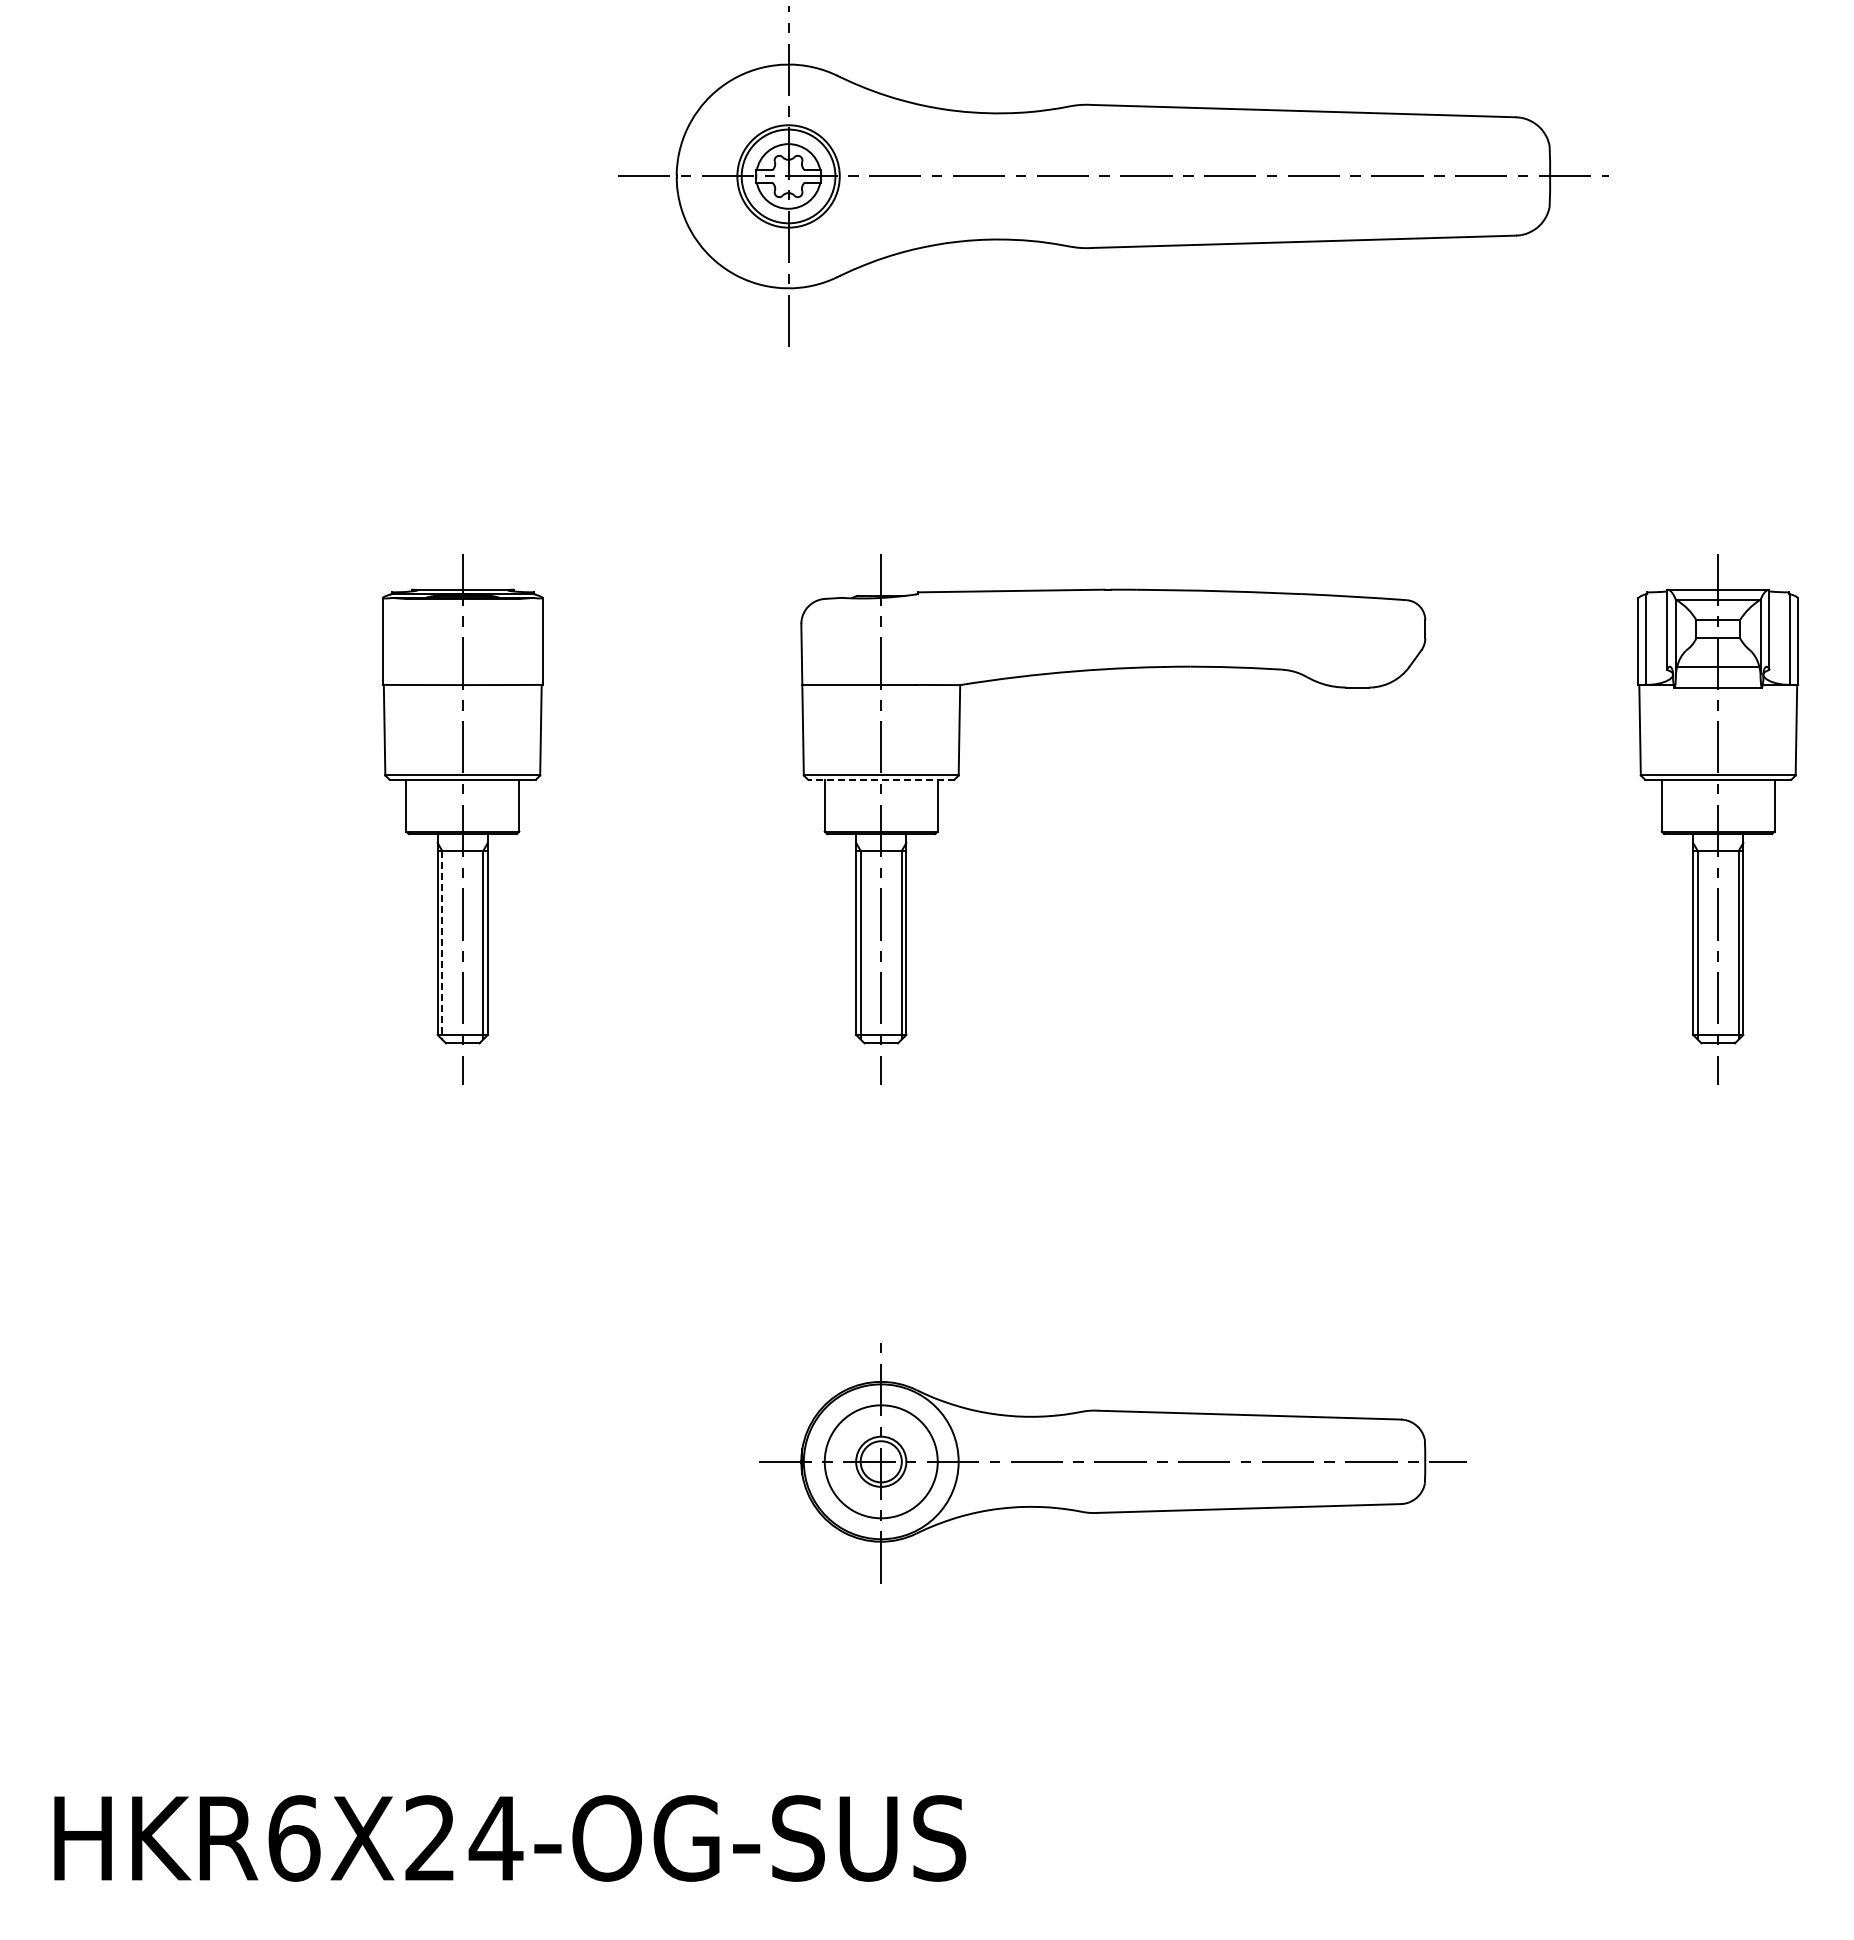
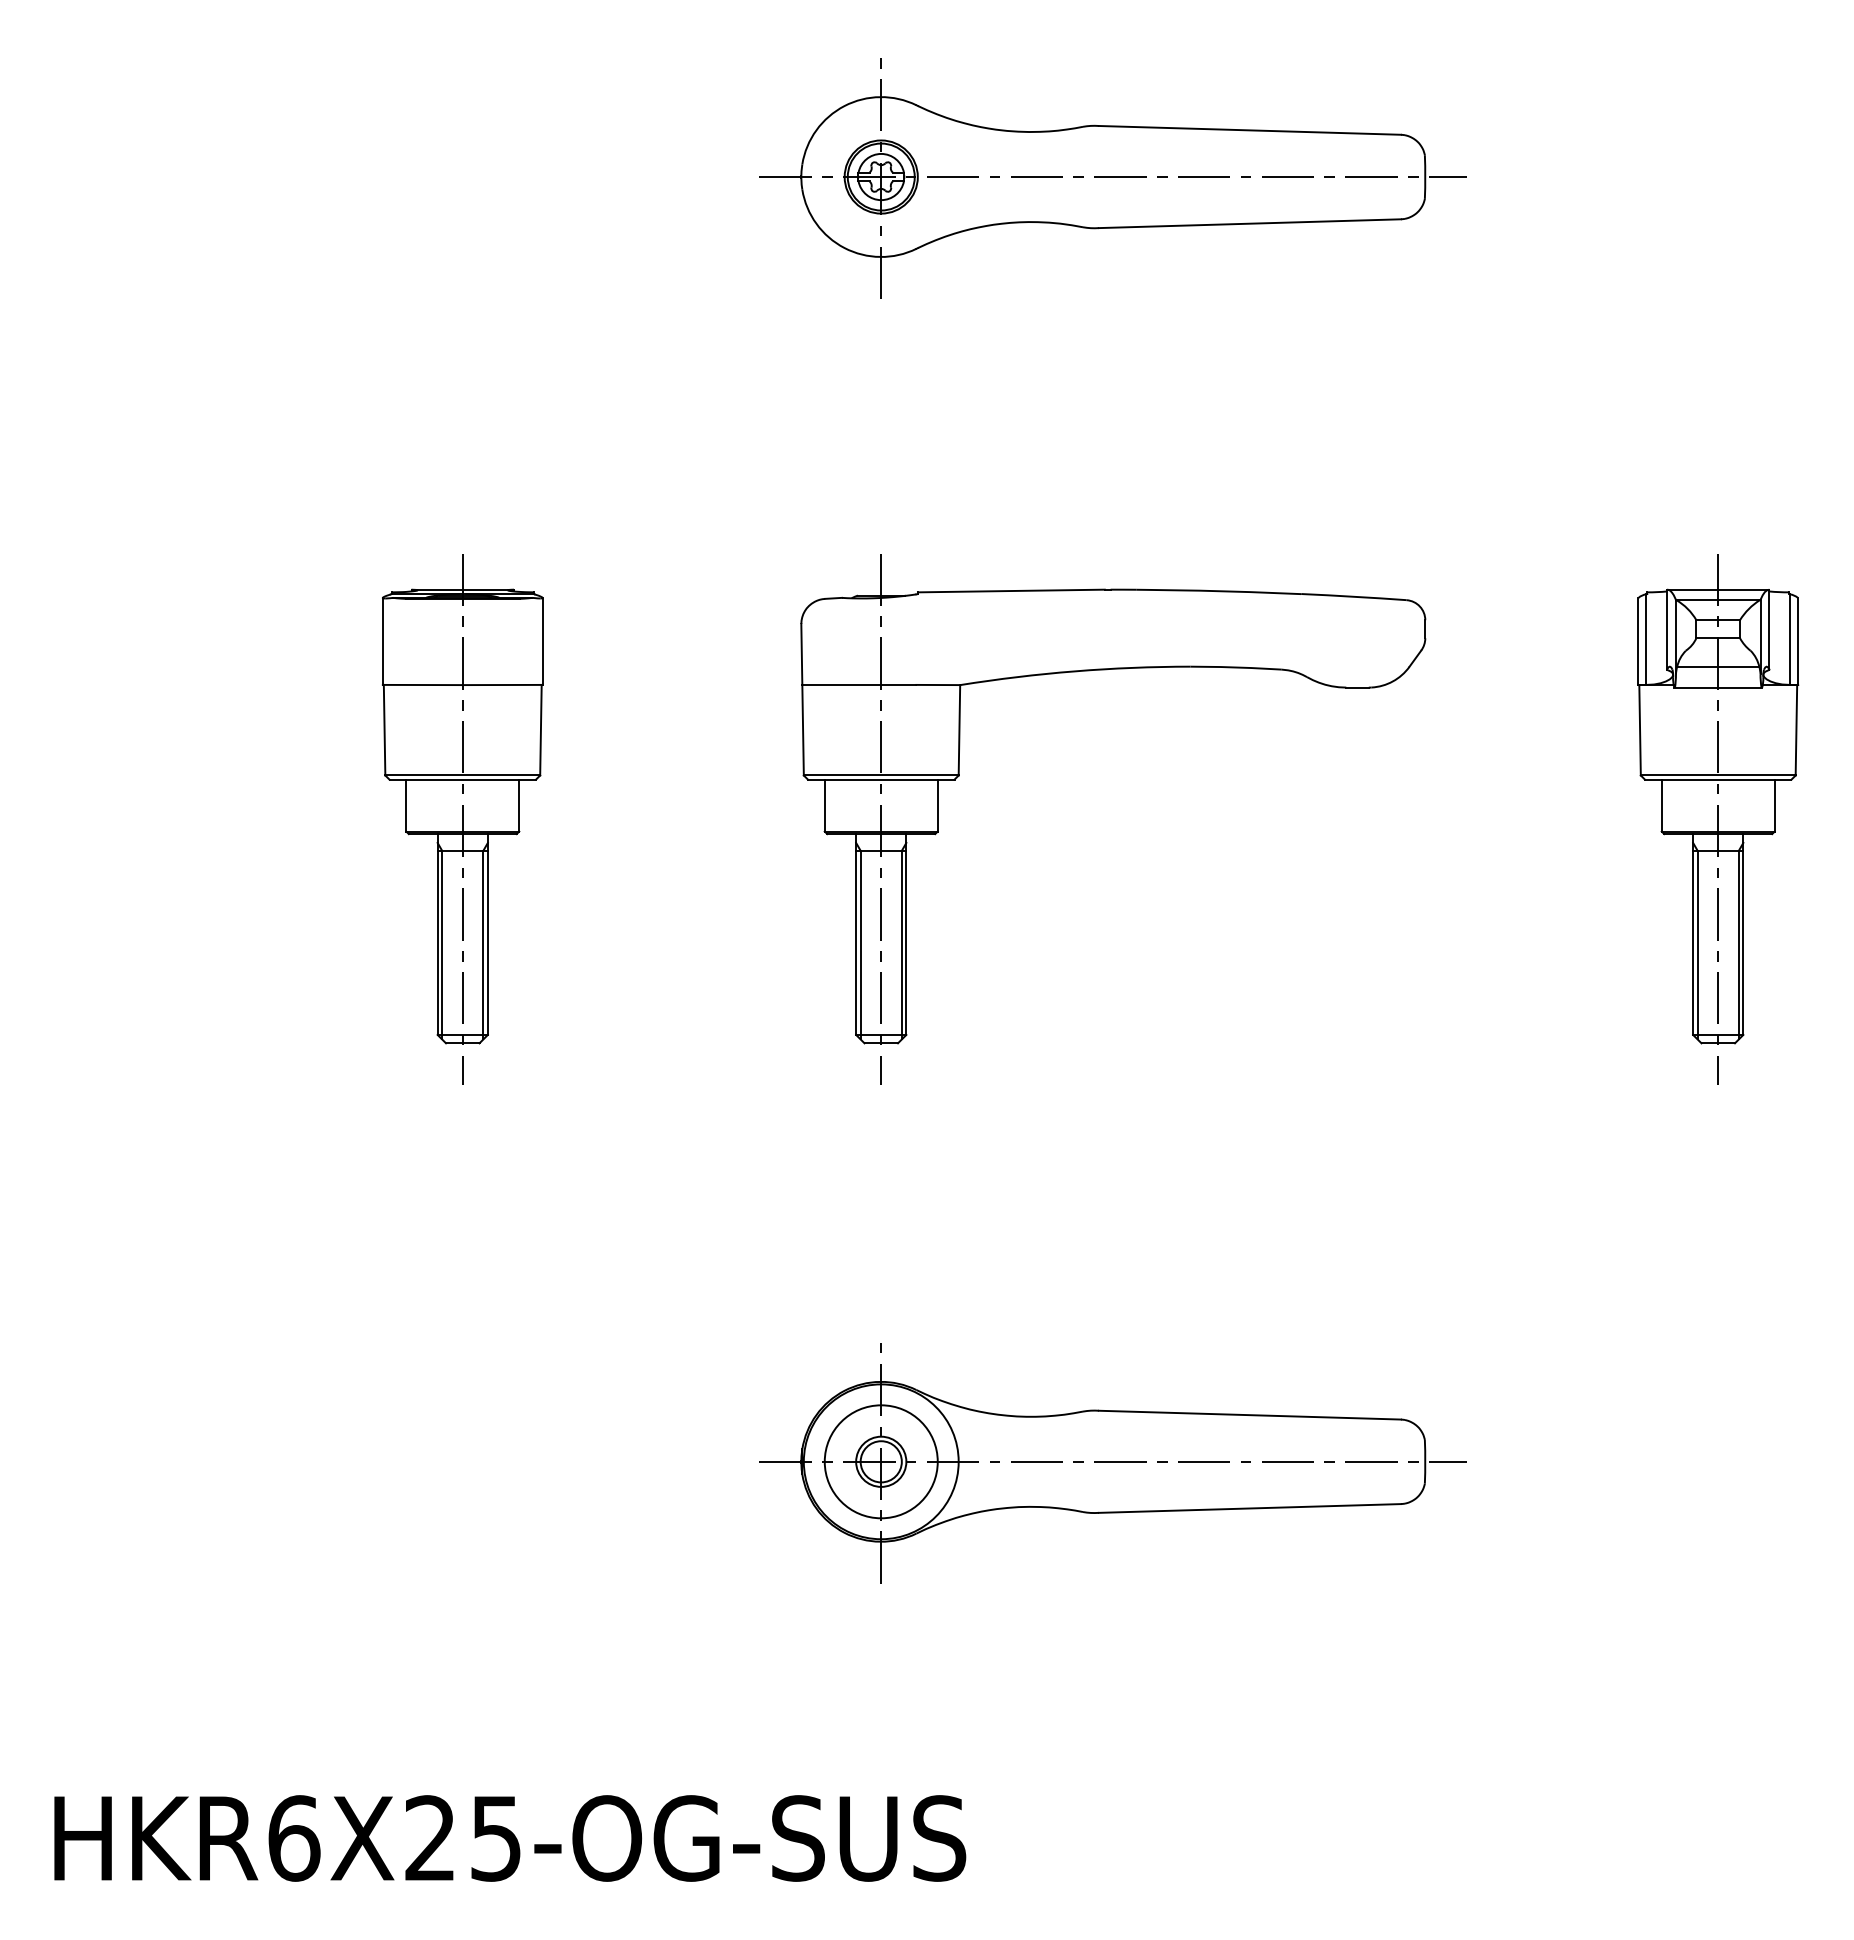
part size: 991x341 px -> 708x241 px (1112, 178)
line: dashed -> solid (880, 779)
line: dashed -> solid (442, 945)
text: HKR6X24-OG-SUS -> HKR6X25-OG-SUS (495, 1838)
